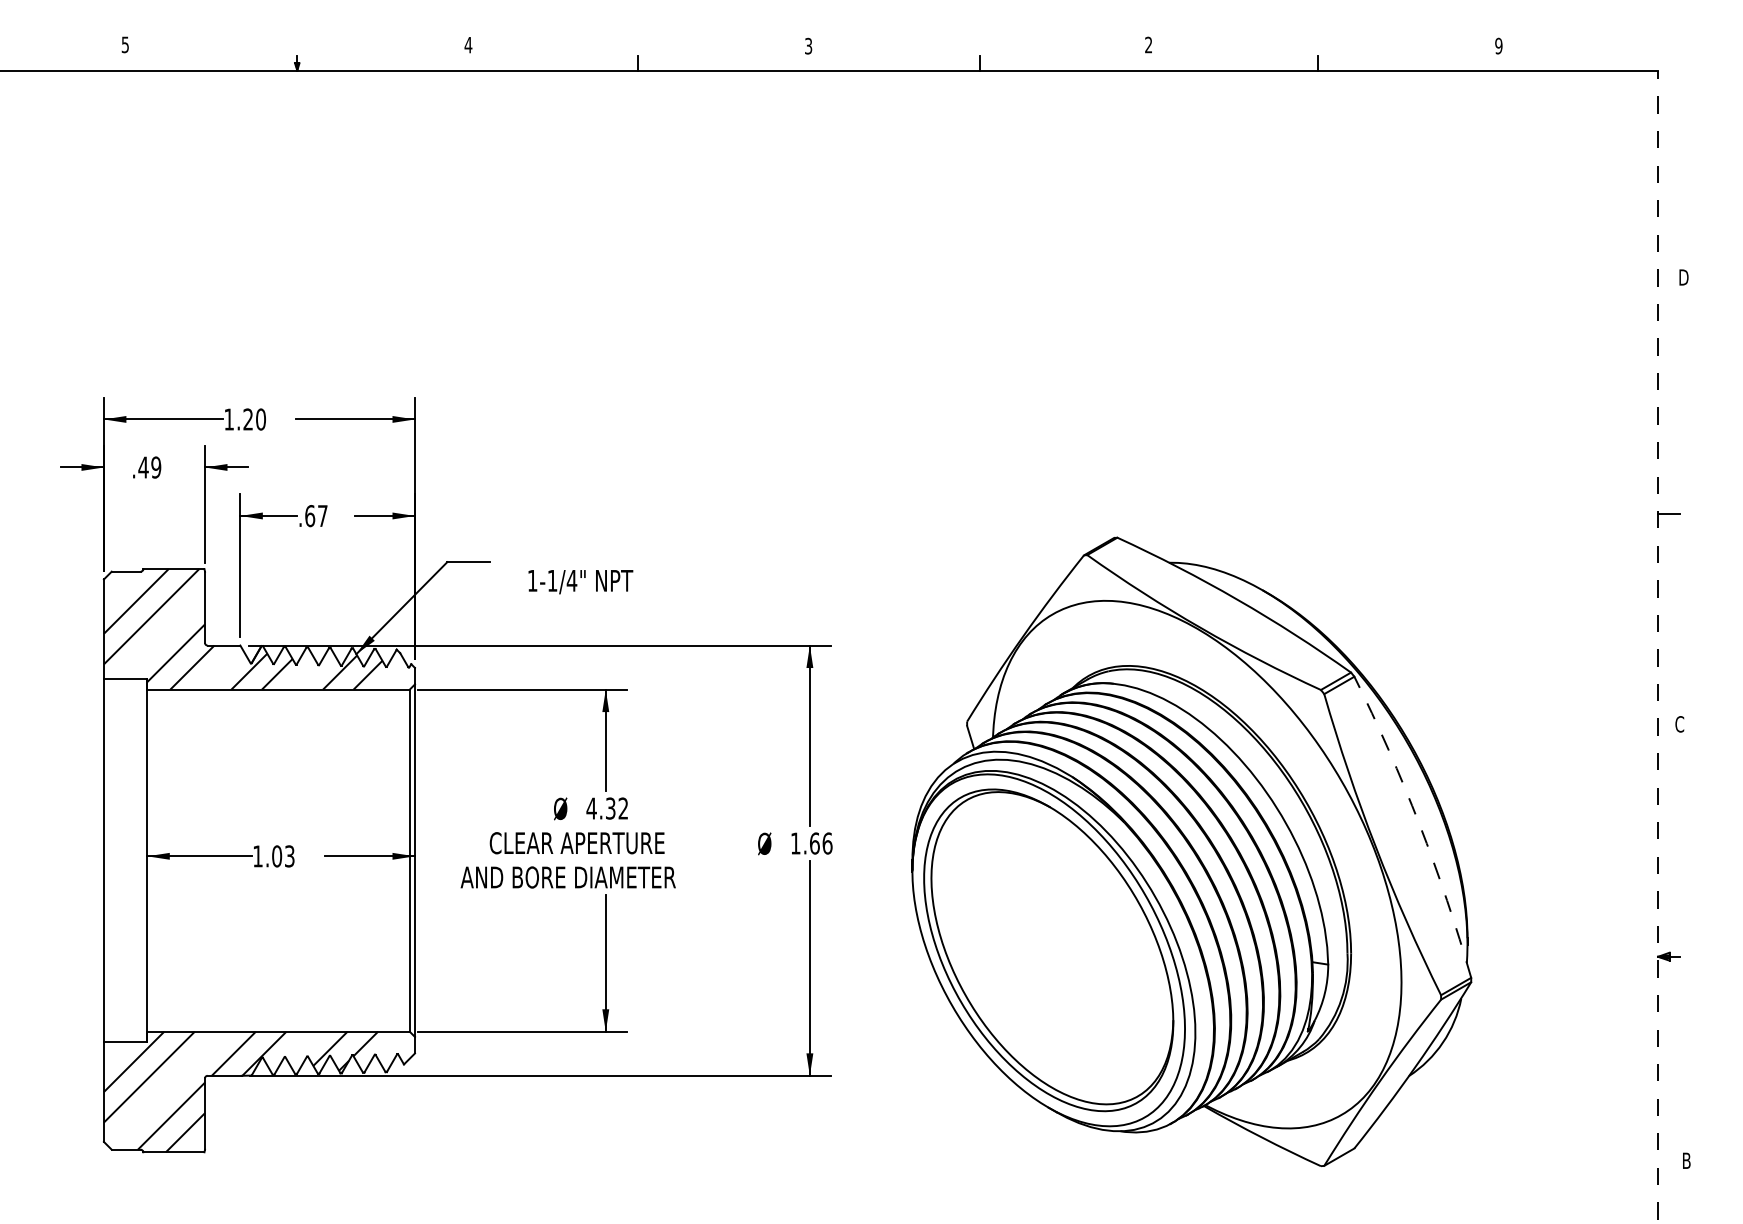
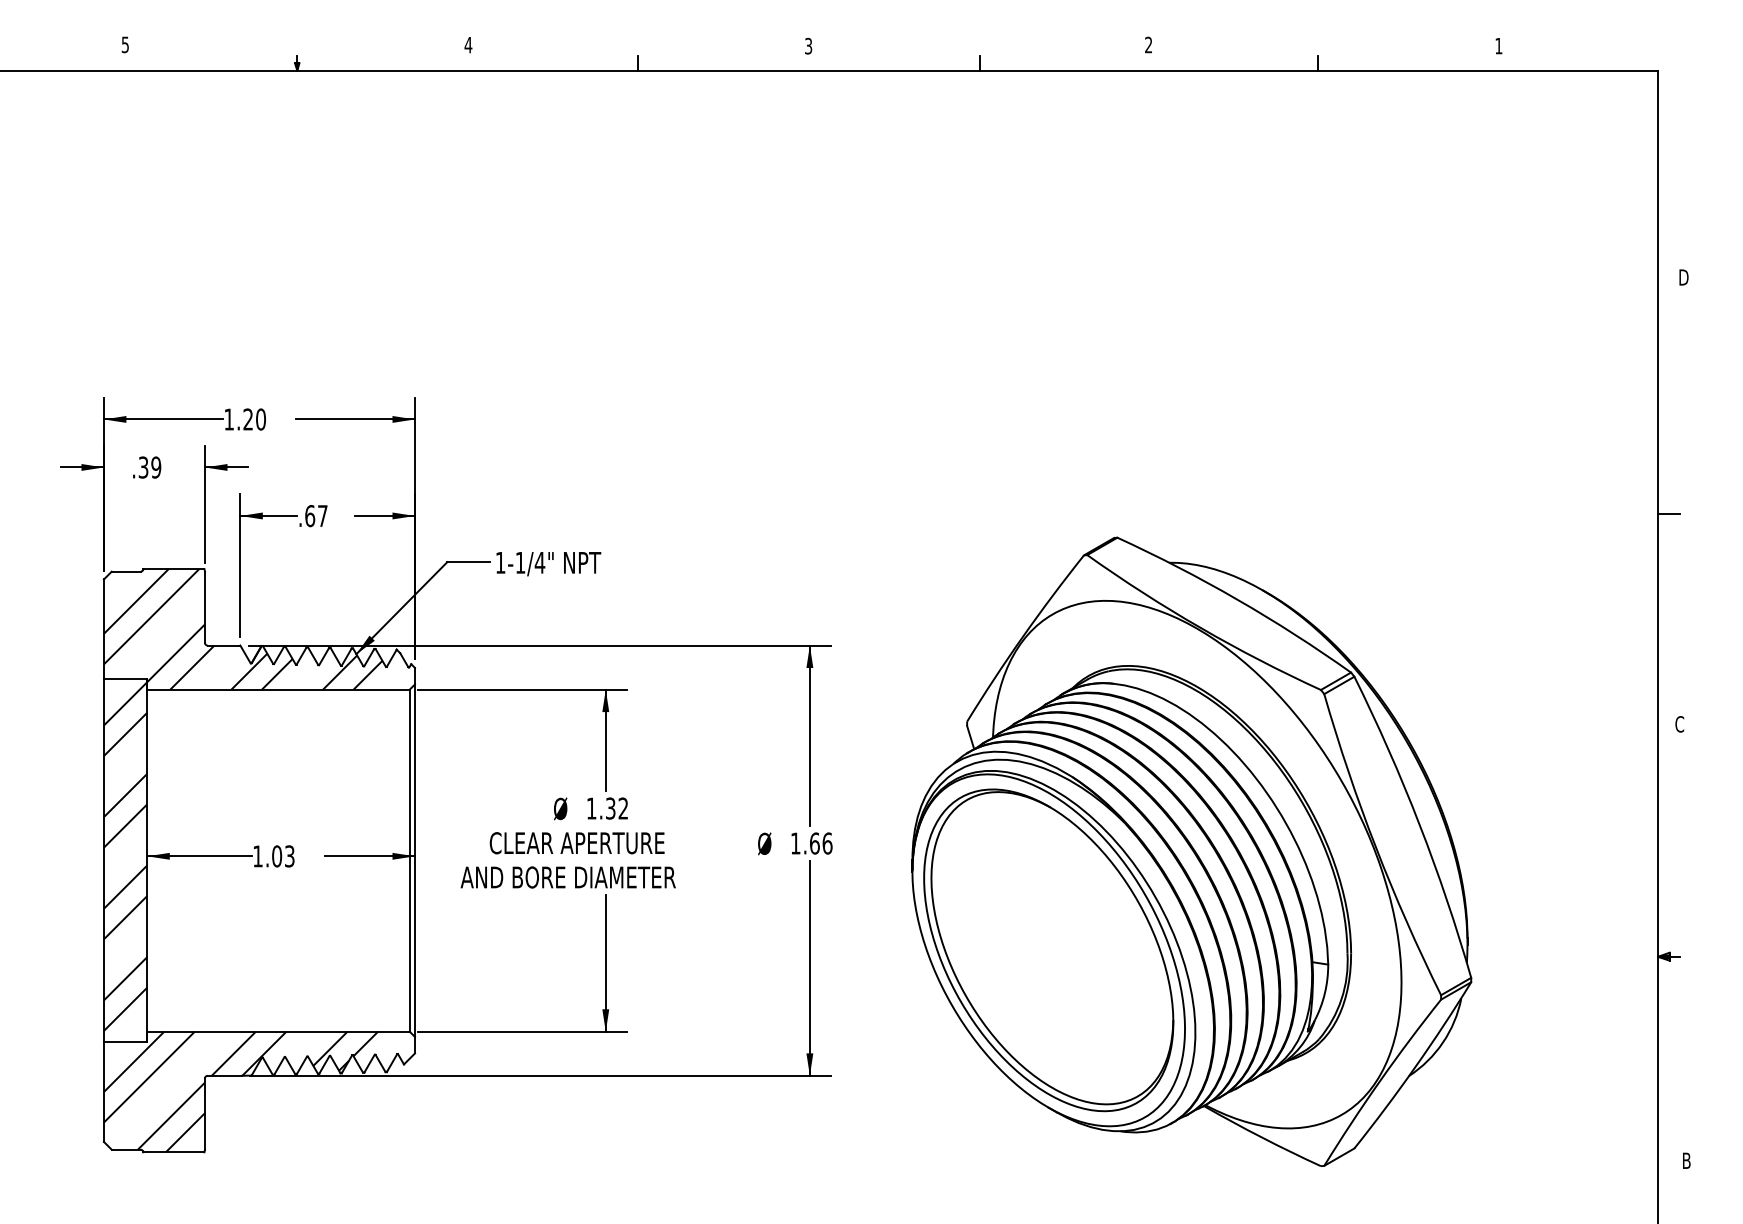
text: 9 -> 1 (1498, 45)
text: .49 -> .39 (143, 467)
text position: (580, 582) -> (548, 564) (548, 564)
line: dashed -> solid (1658, 647)
text: 4.32 -> 1.32 (591, 808)
arc: dashed -> solid (1419, 824)
hatch: none -> present (125, 856)
